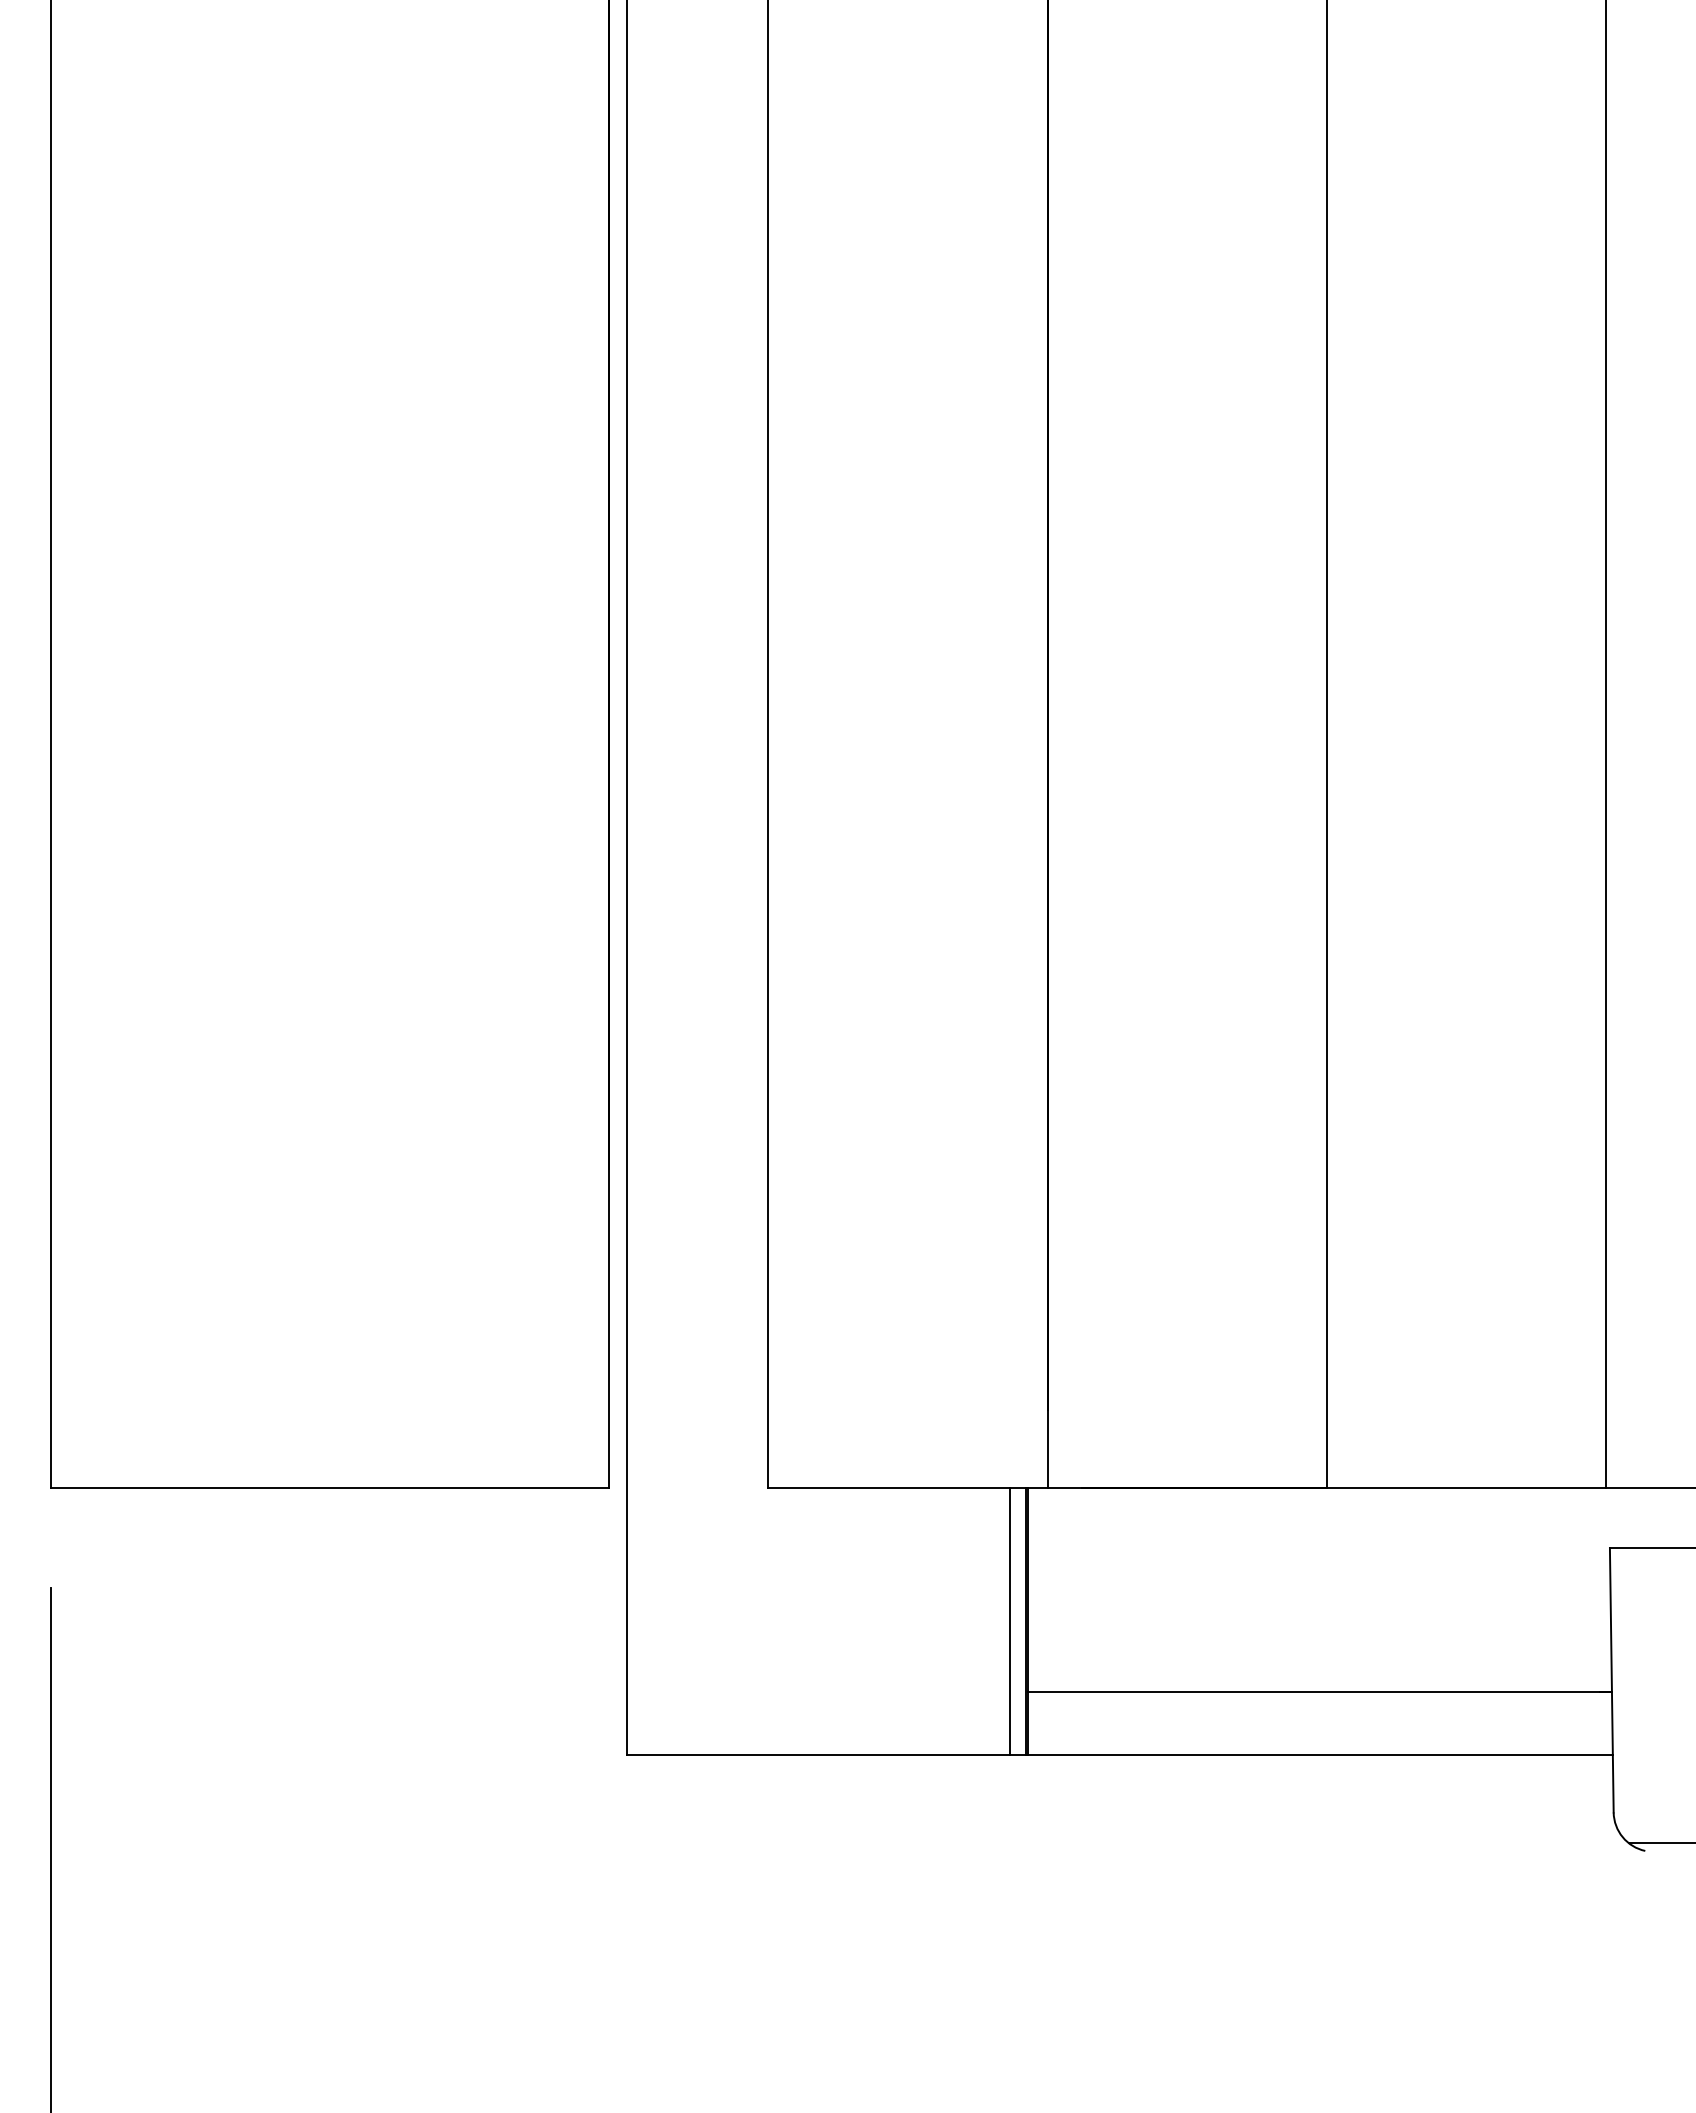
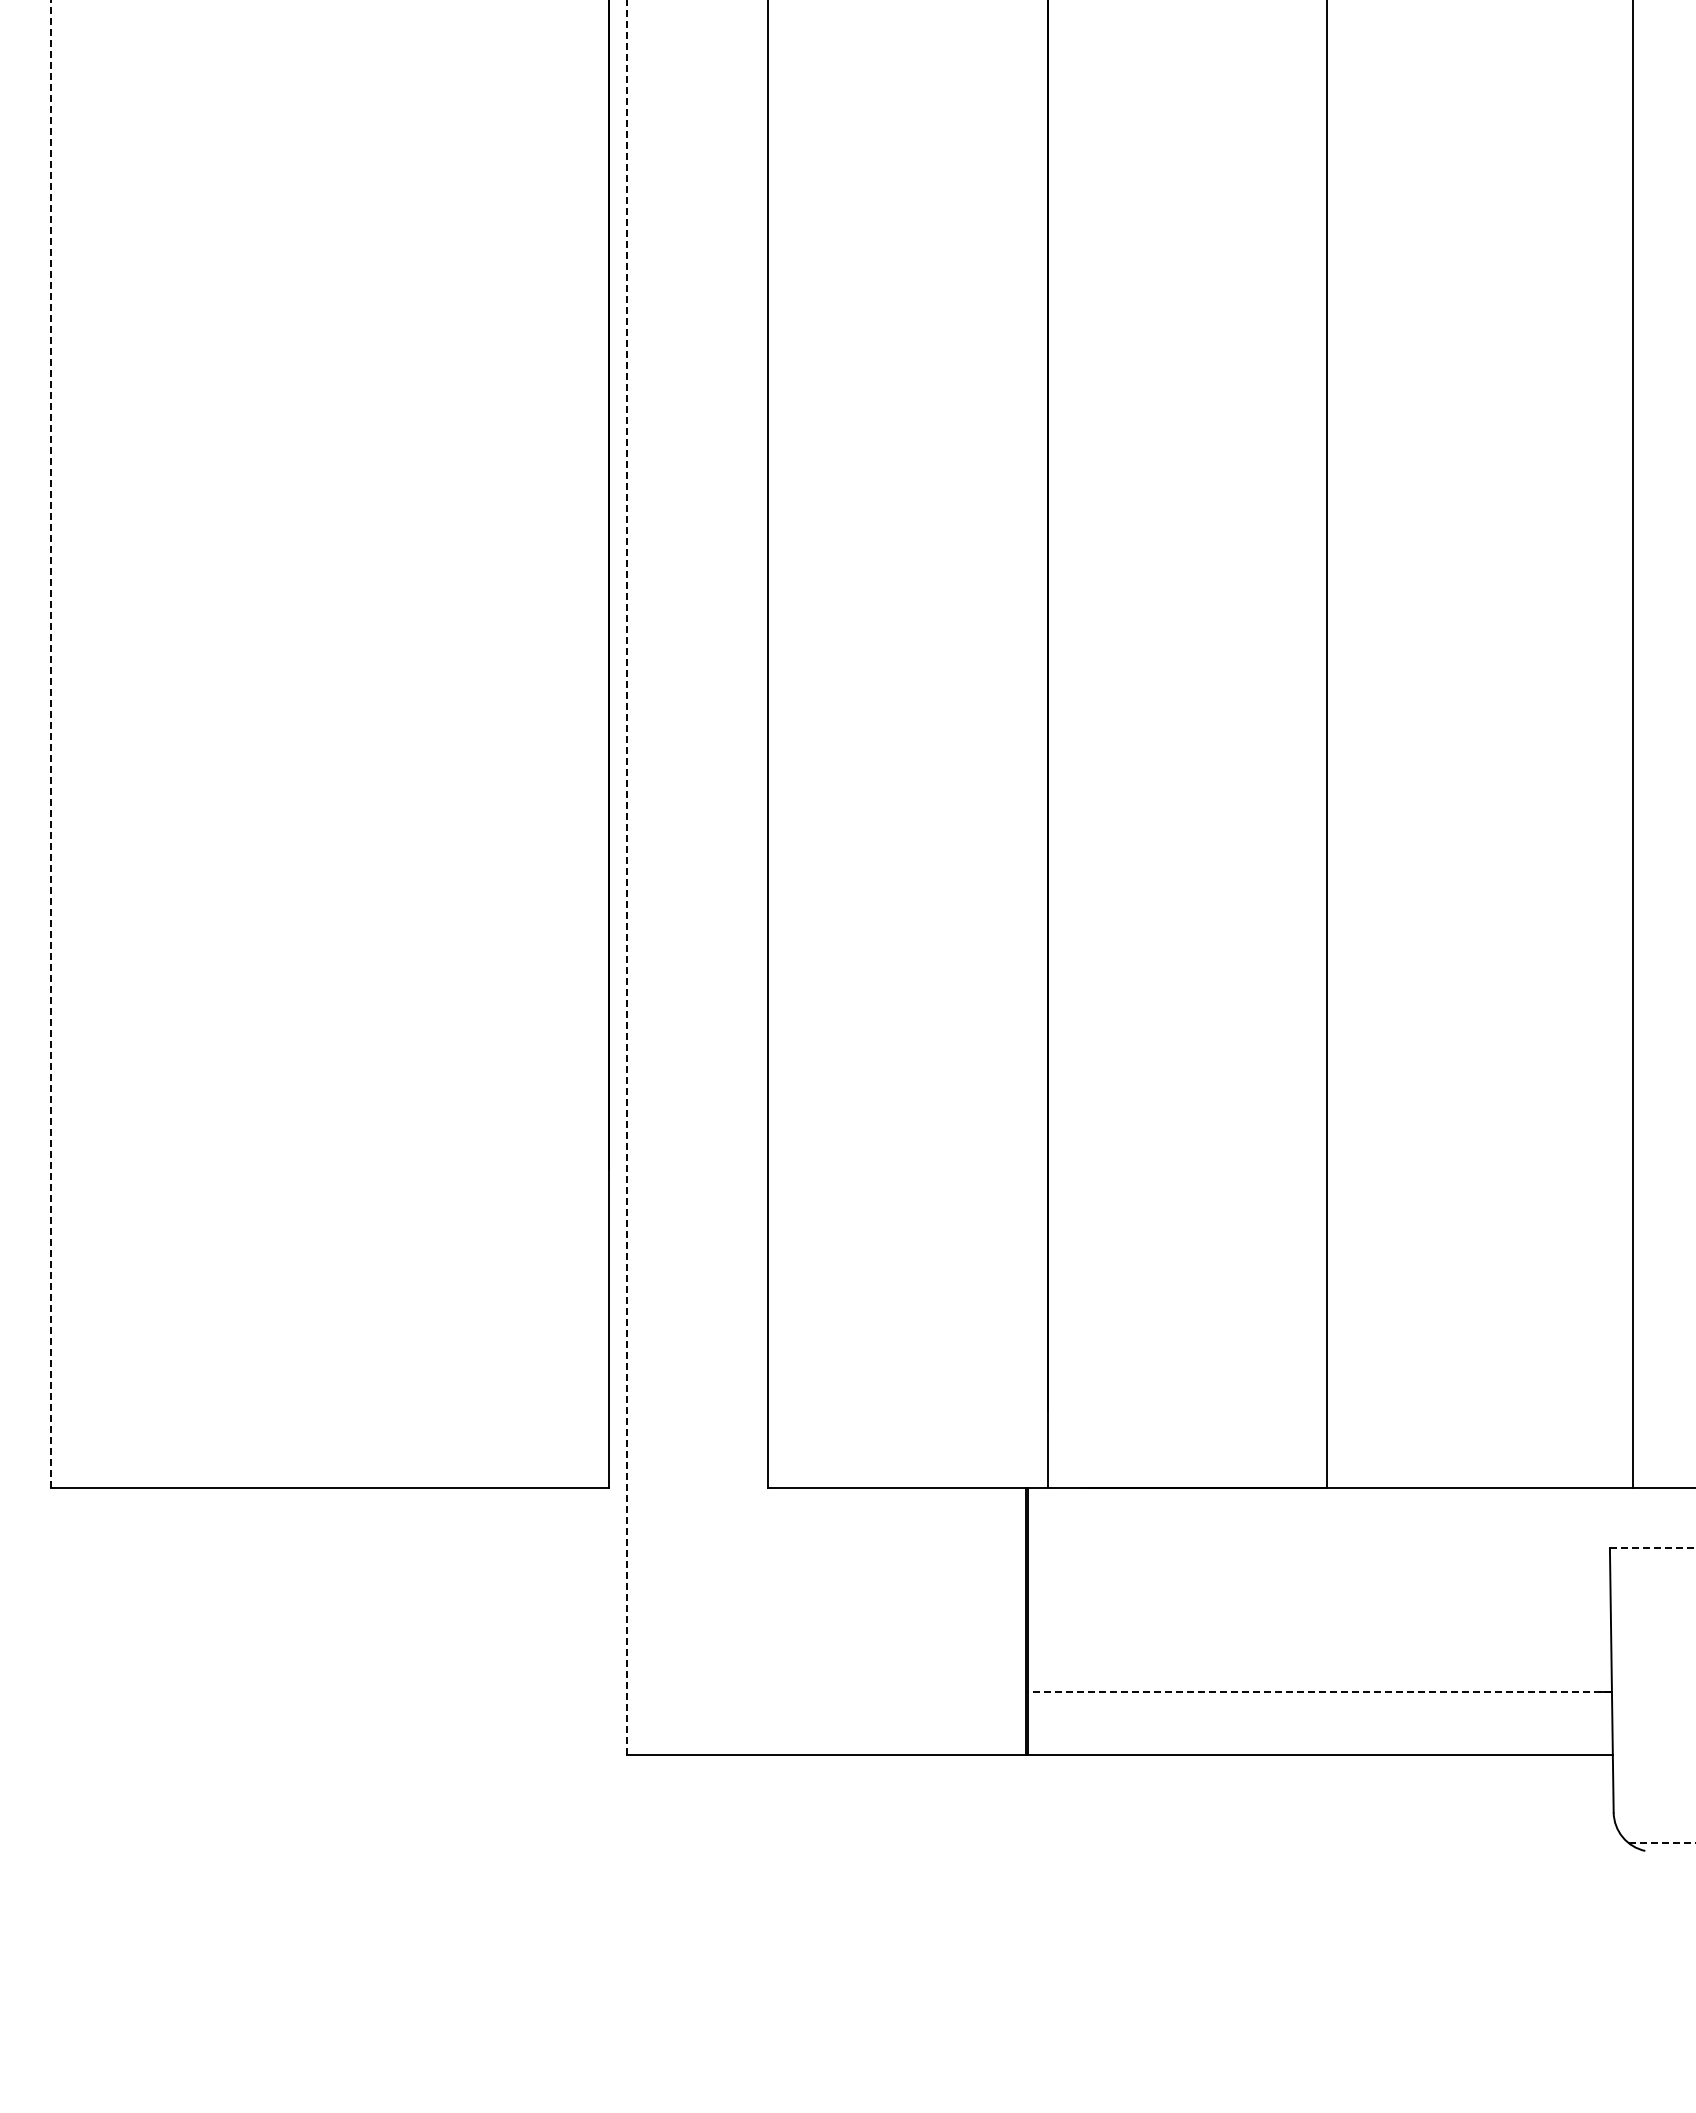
line: solid -> dashed (50, 744)
line position: (1605, 745) -> (1632, 745) (1632, 745)
line: solid -> dashed (626, 877)
line: solid -> dashed (1652, 1548)
line: present -> none (1009, 1621)
line: solid -> dashed (1319, 1691)
line: solid -> dashed (1662, 1843)
line: present -> none (50, 1848)
